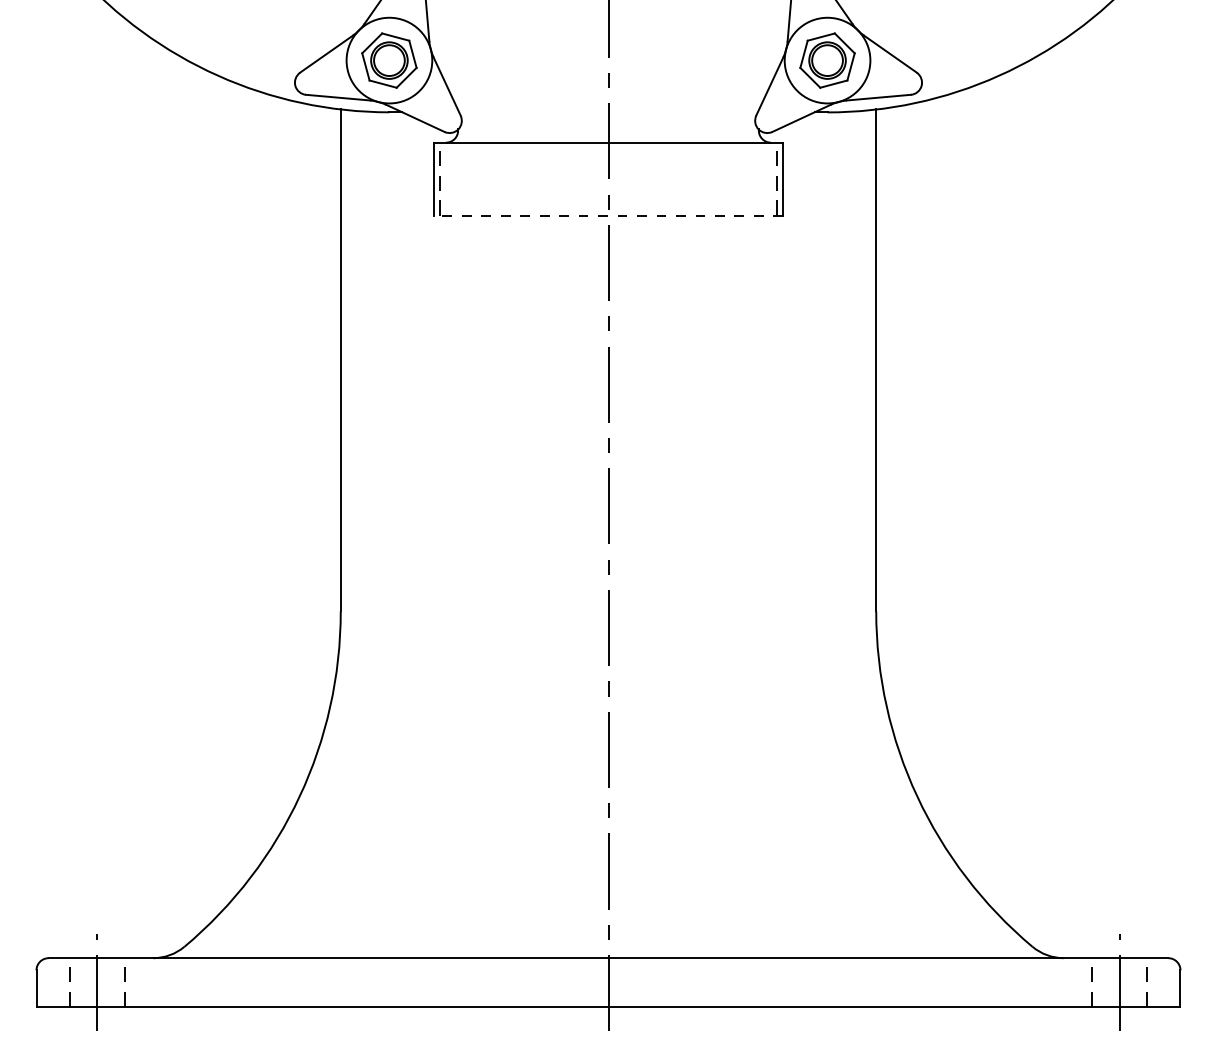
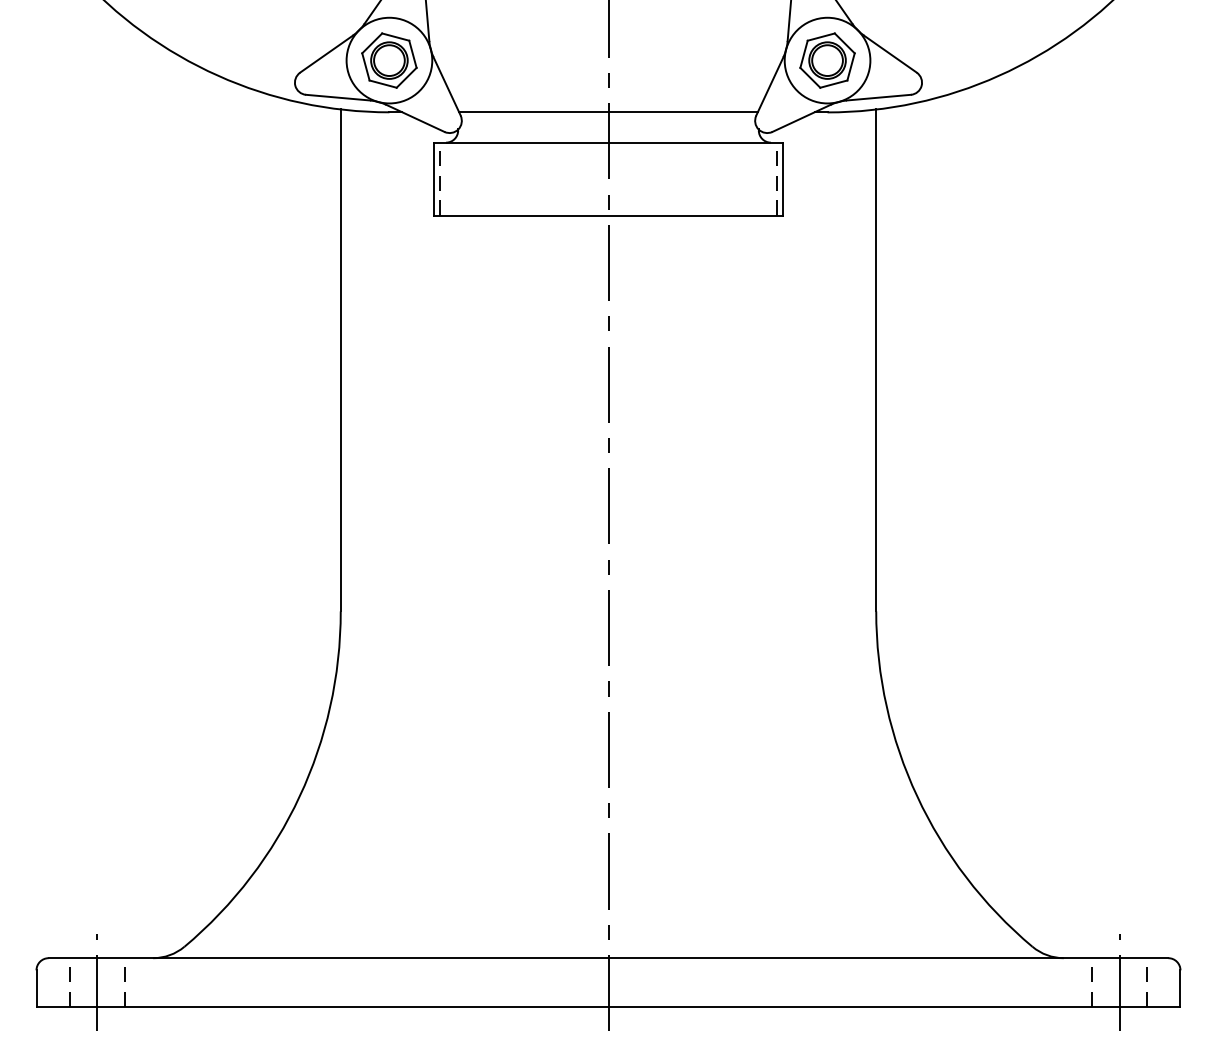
line: none -> present (608, 112)
line: dashed -> solid (608, 215)
